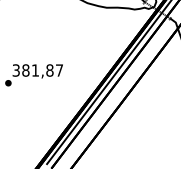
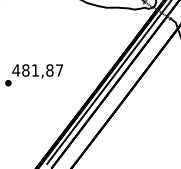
text: 381,87 -> 481,87 (16, 70)
